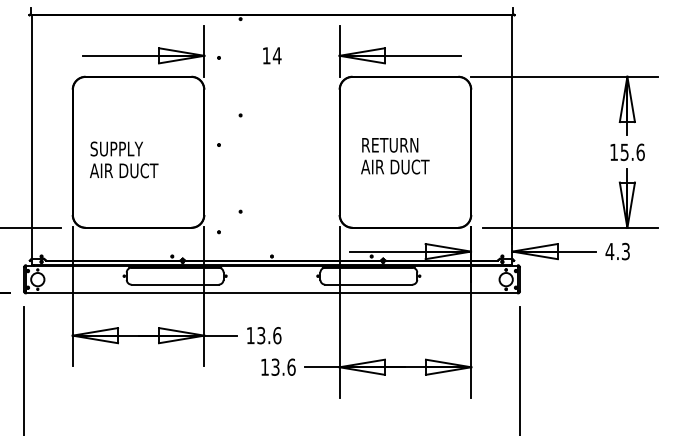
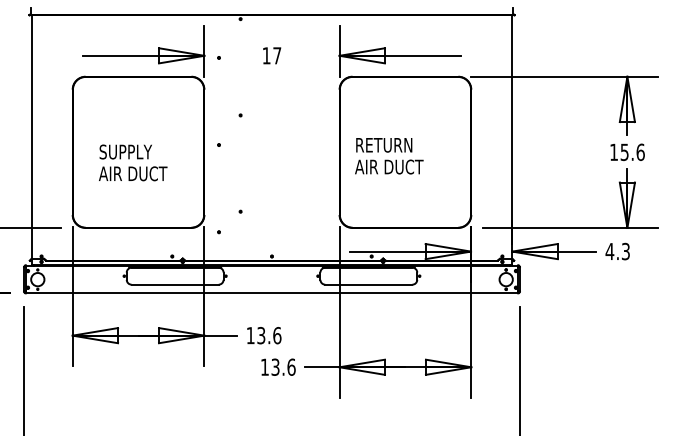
text: 14 -> 17 (276, 55)
text position: (395, 156) -> (389, 156) (389, 156)
text position: (124, 159) -> (133, 162) (133, 162)
